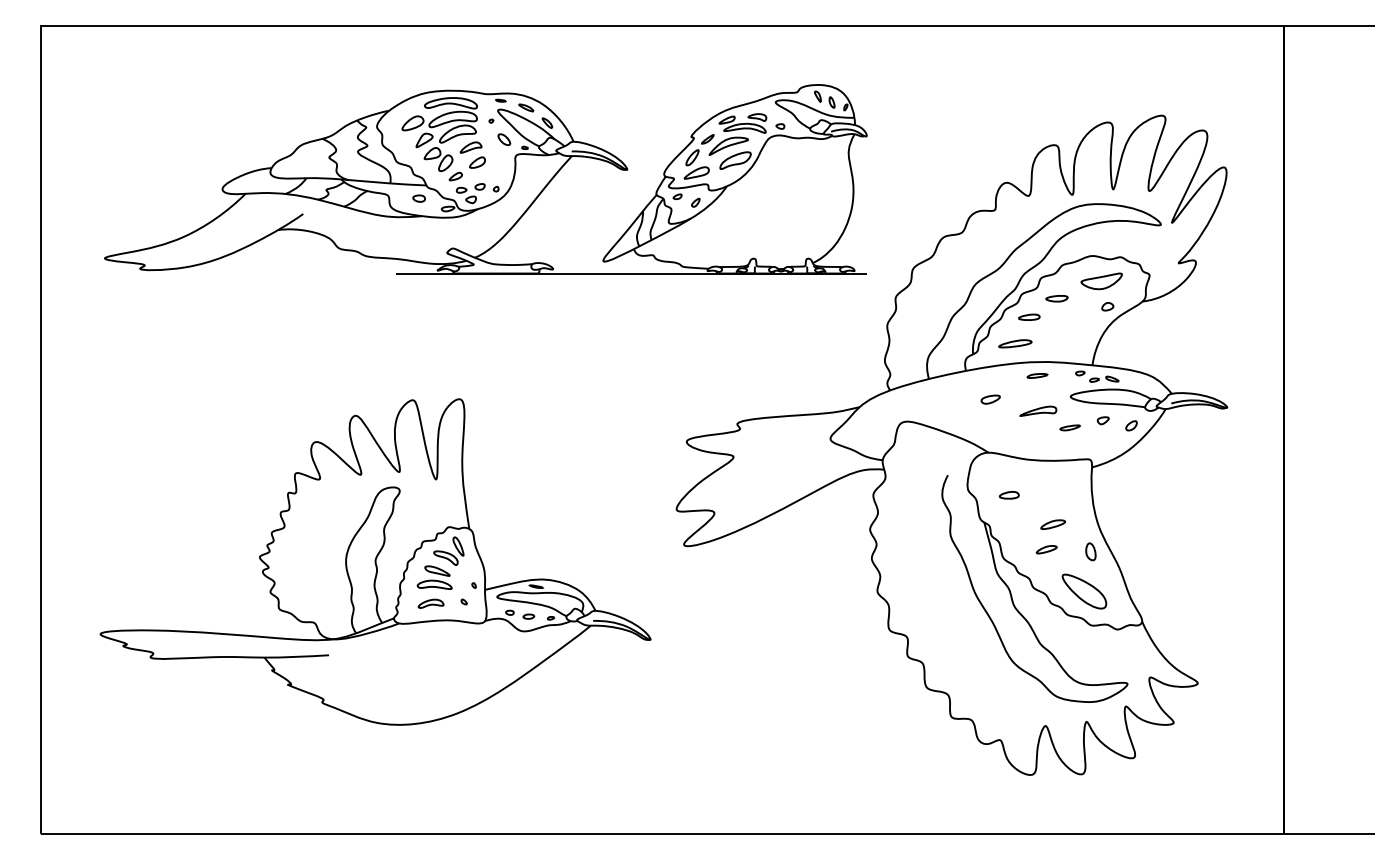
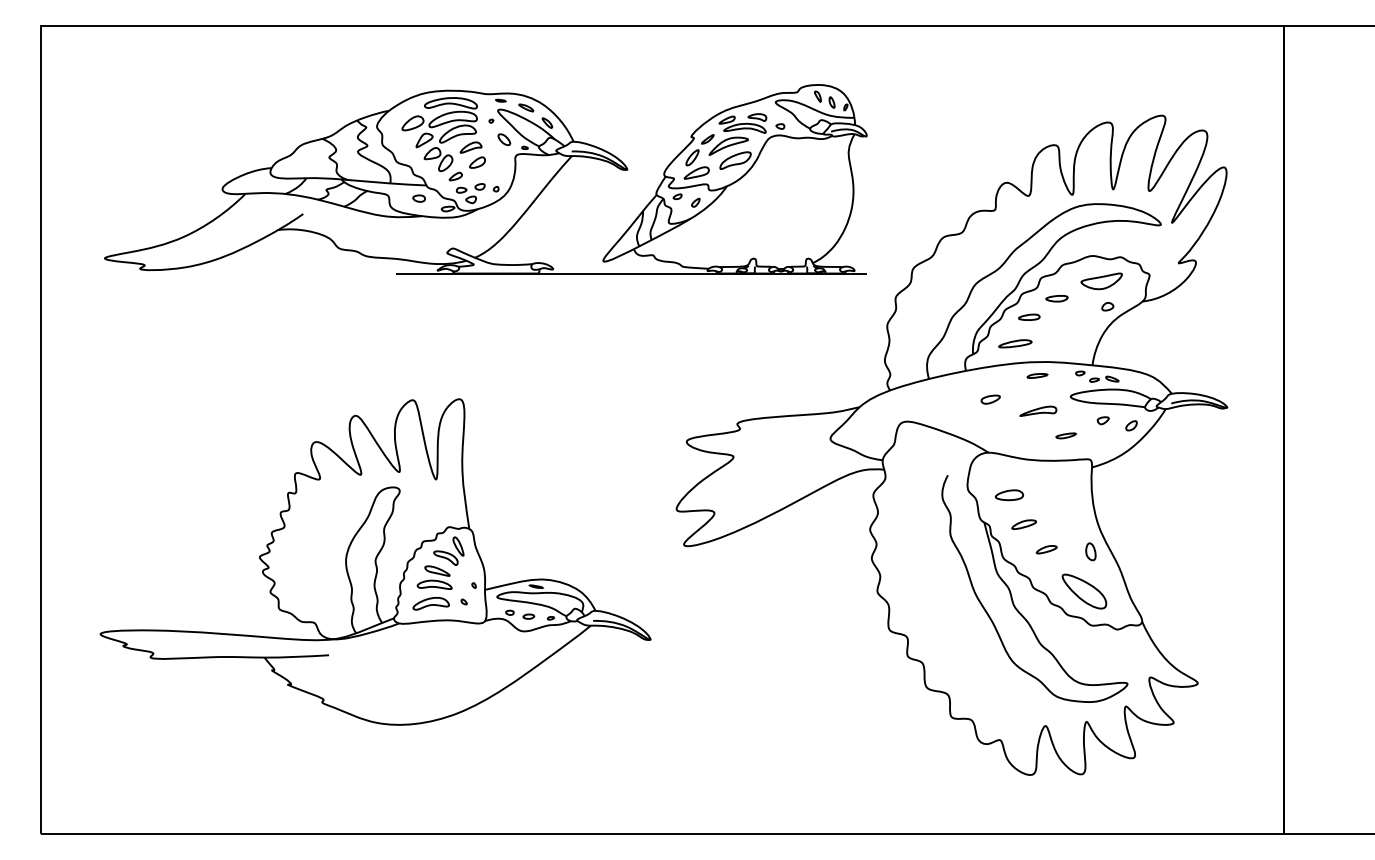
part position: (1069, 427) -> (1065, 435) (1065, 435)
part size: 22x9 px -> 30x13 px (1008, 495)
part position: (1052, 524) -> (1023, 524) (1023, 524)
part size: 28x11 px -> 38x14 px (430, 603)
